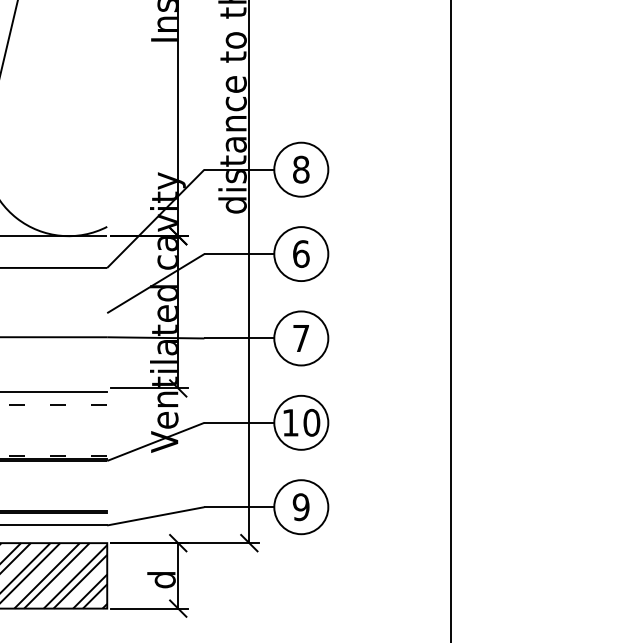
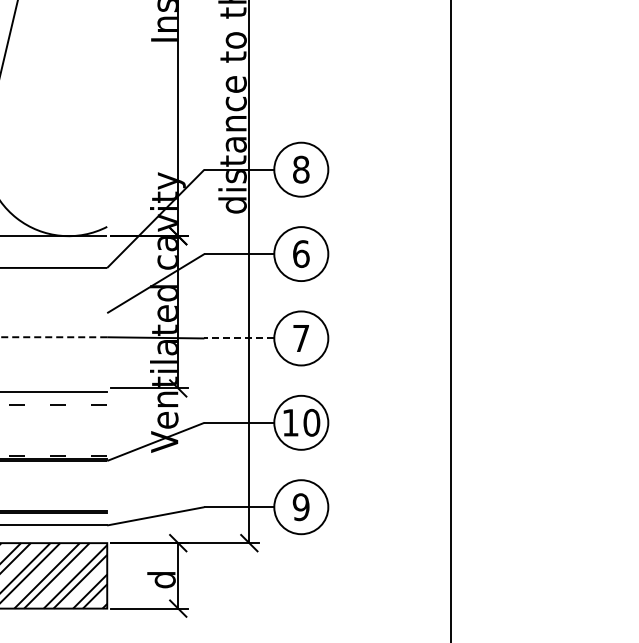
line: solid -> dashed (53, 337)
line: solid -> dashed (239, 338)
